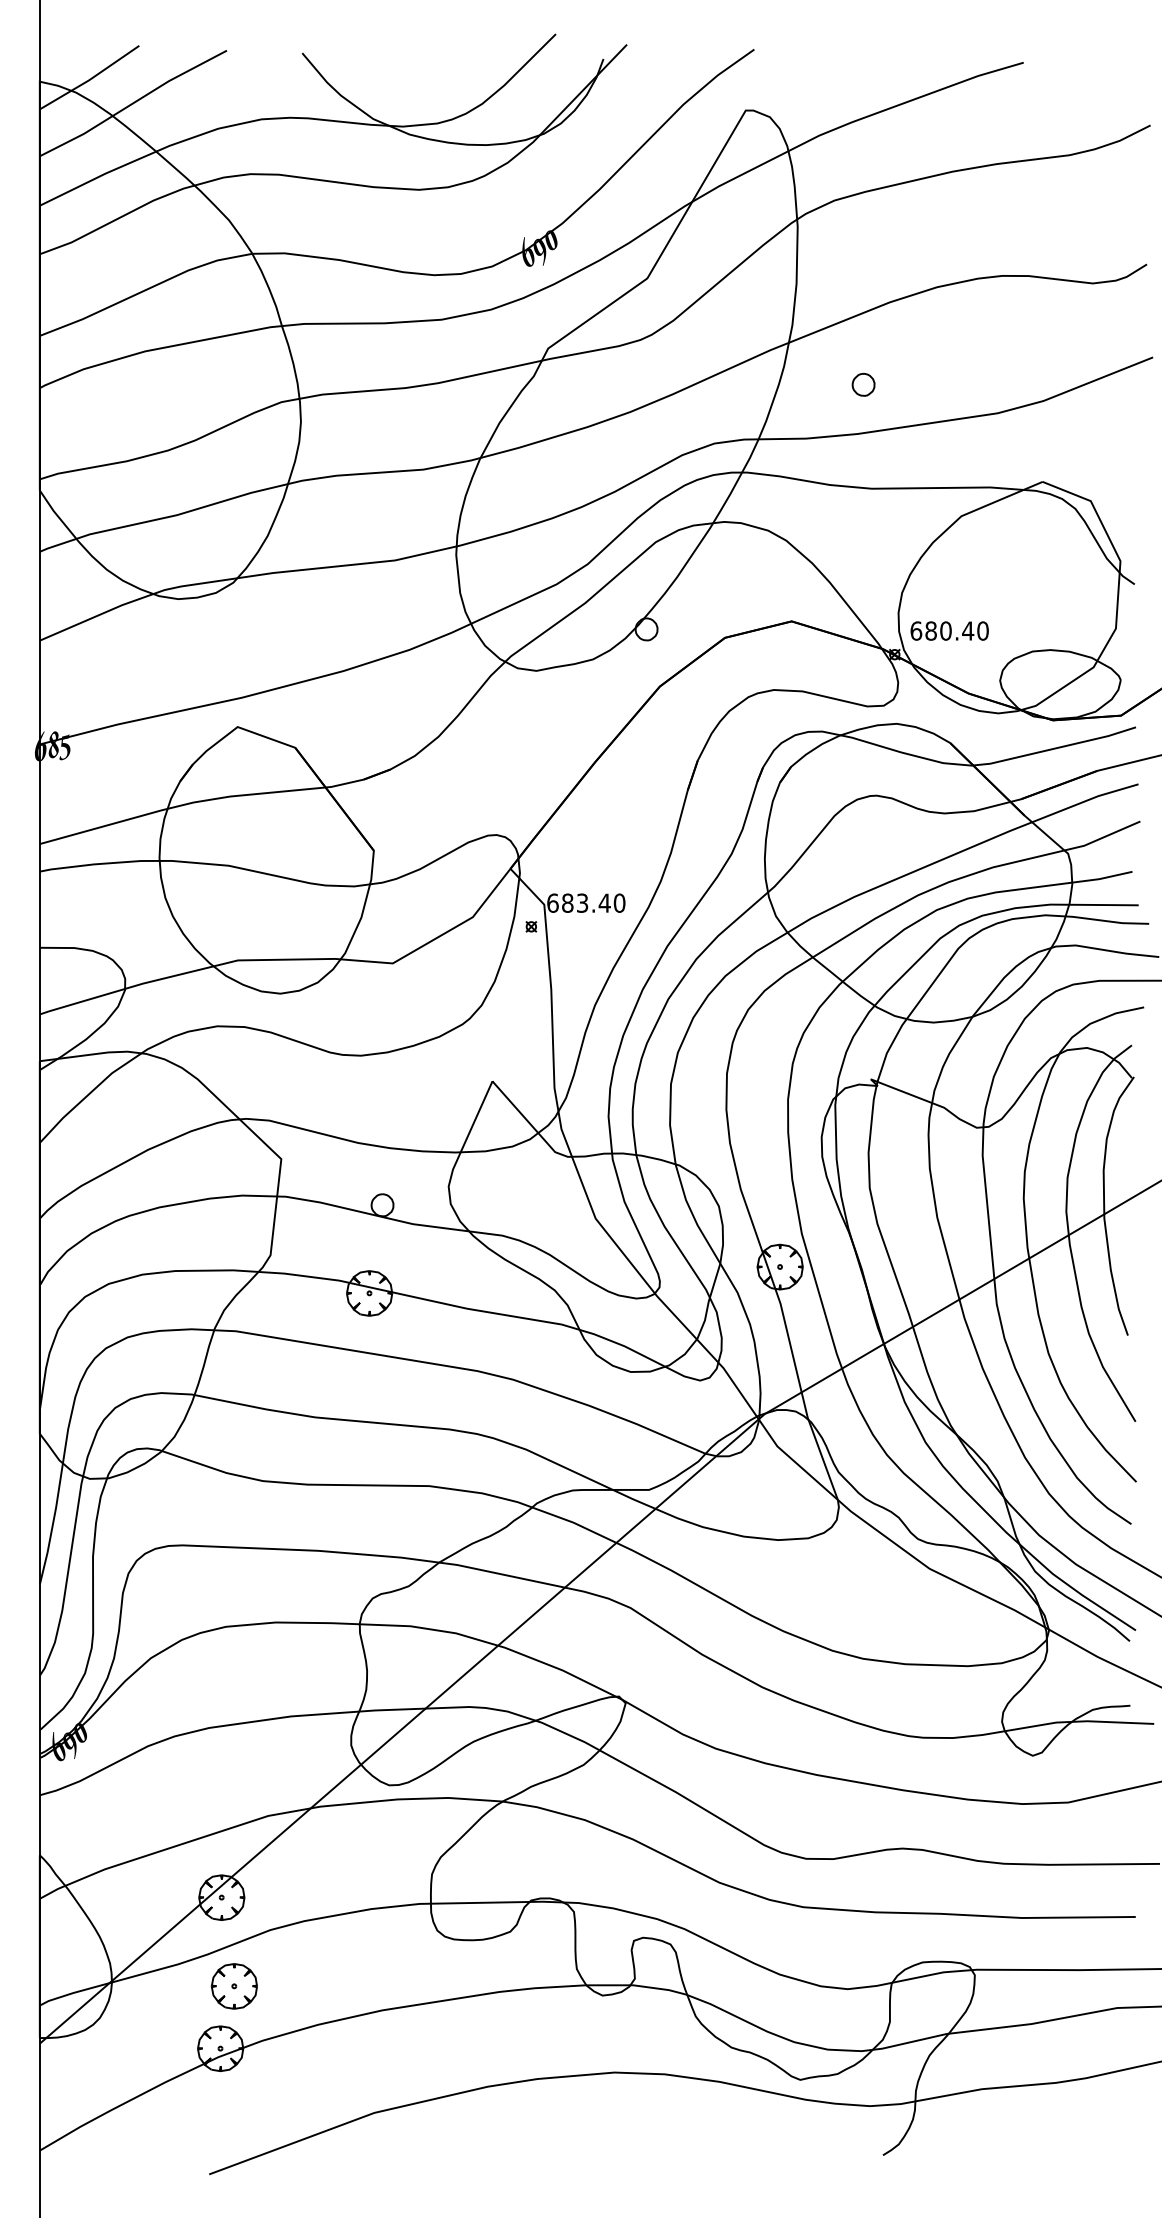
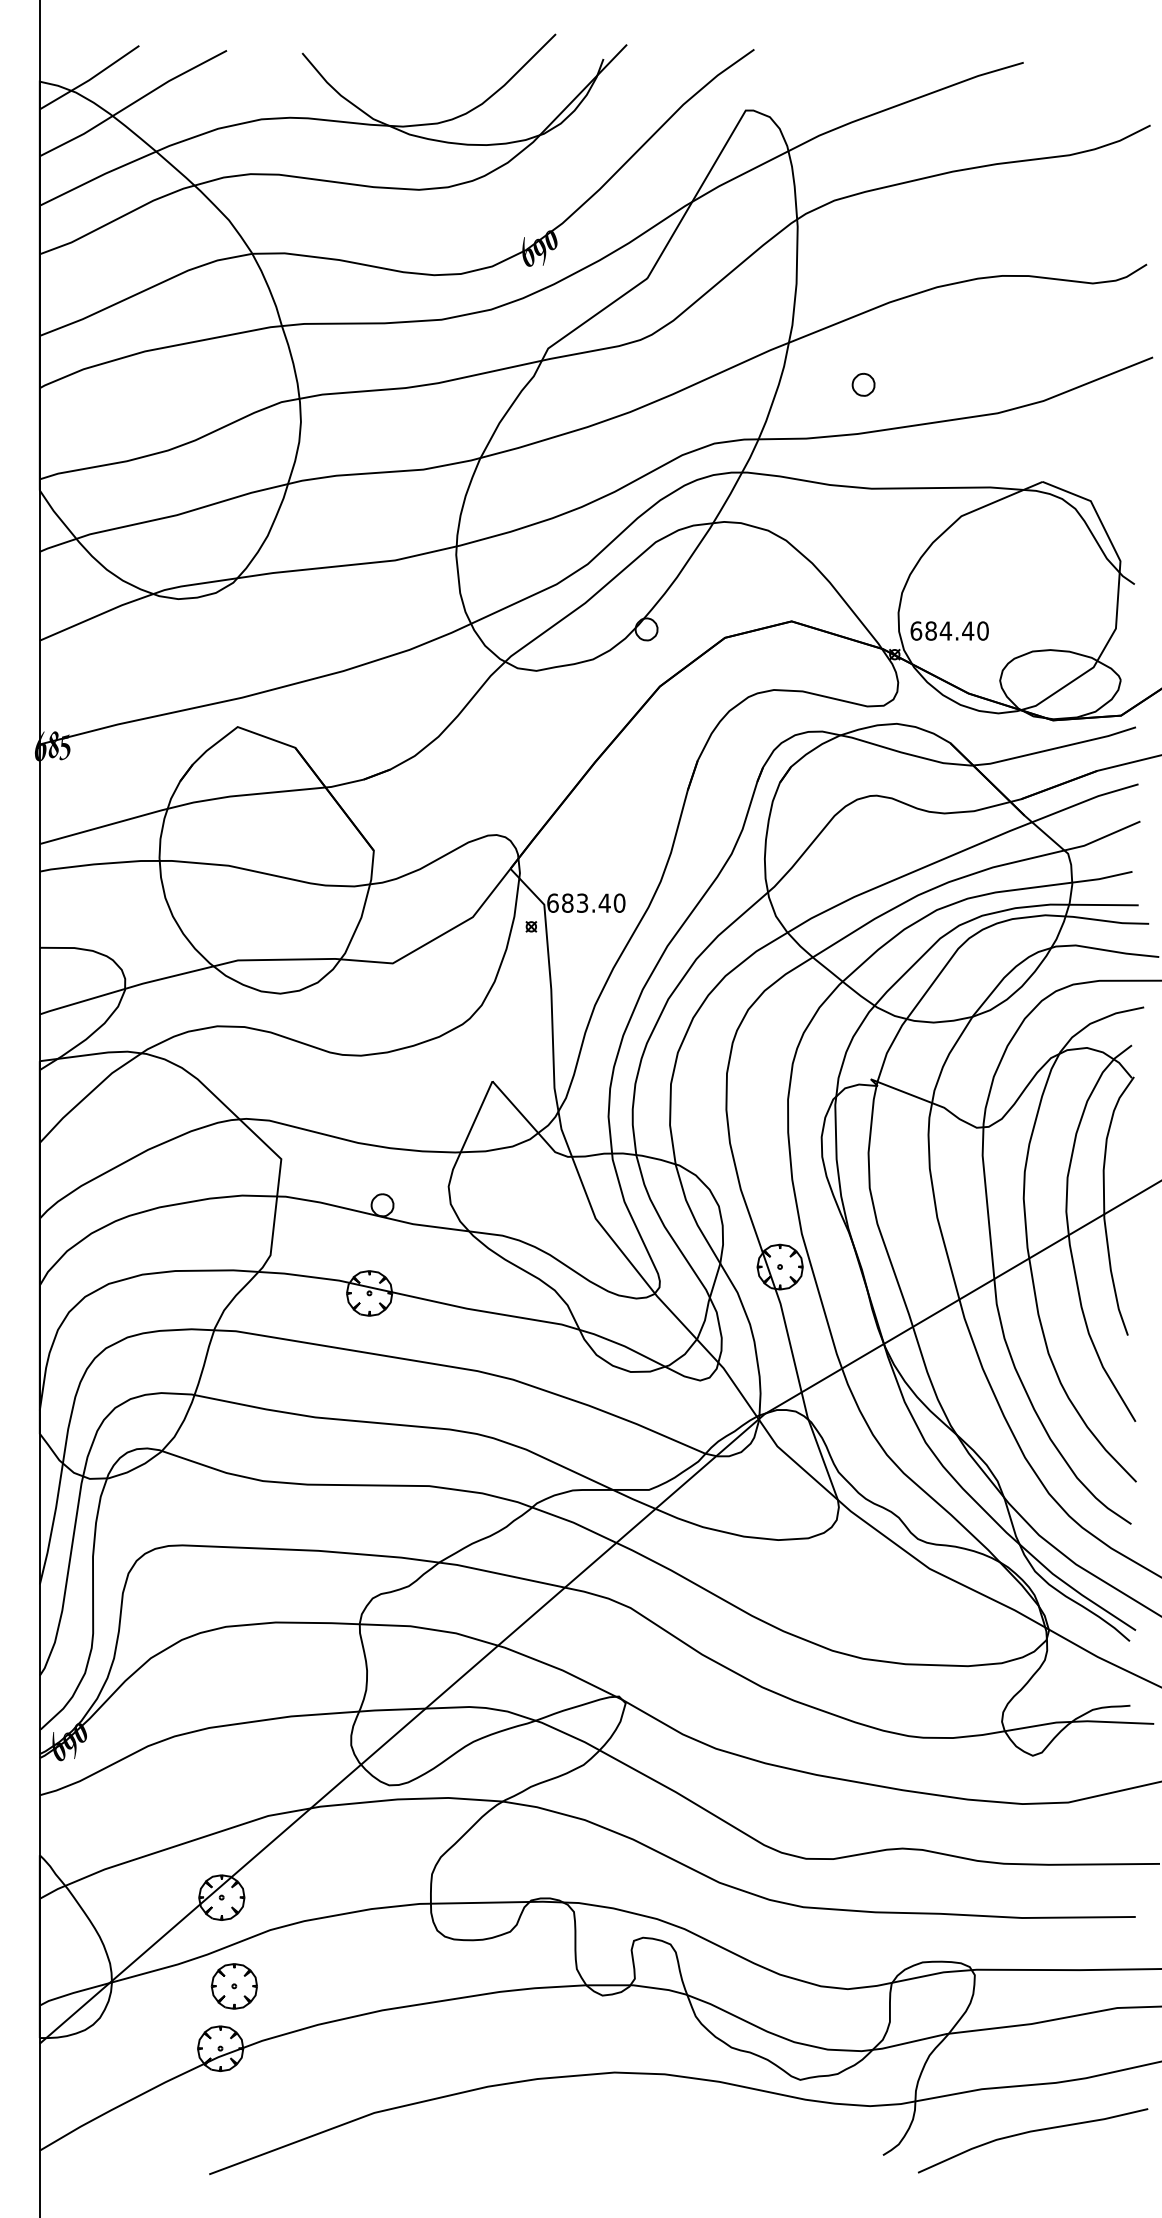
text: 680.40 -> 684.40 (945, 630)
curve: none -> present (1032, 2132)
